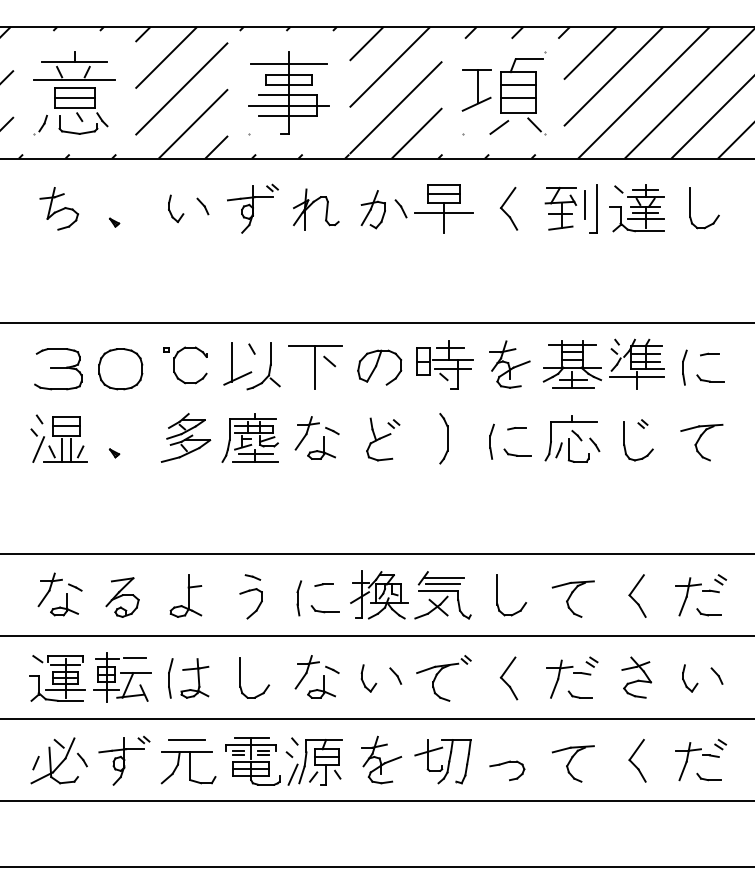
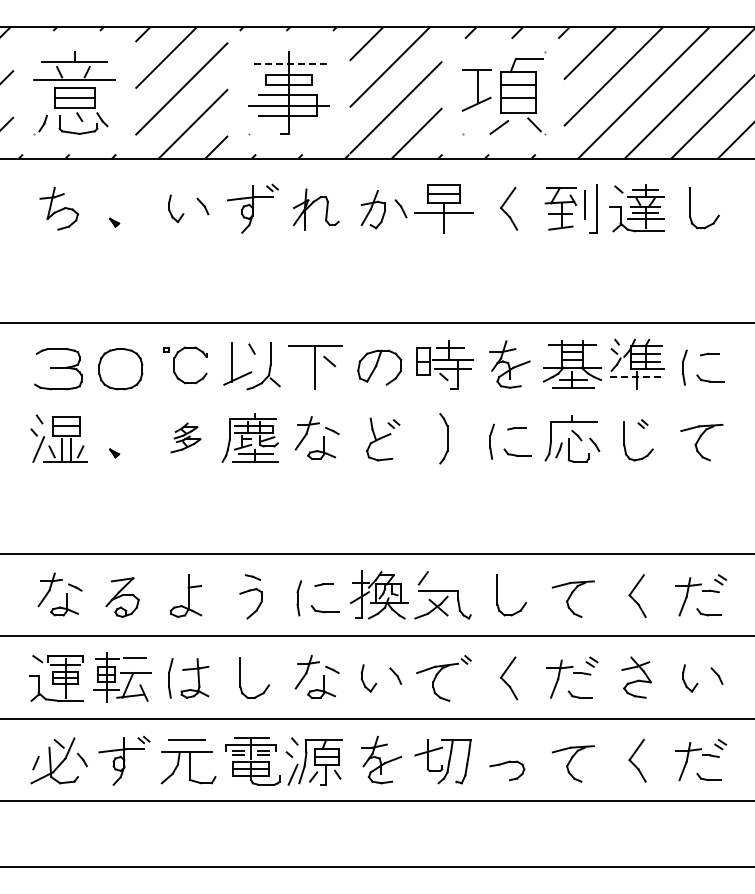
line: solid -> dashed (288, 64)
line: solid -> dashed (636, 376)
part size: 52x50 px -> 32x32 px (185, 437)
line: present -> none (443, 578)
line: present -> none (443, 584)
line: present -> none (65, 690)
